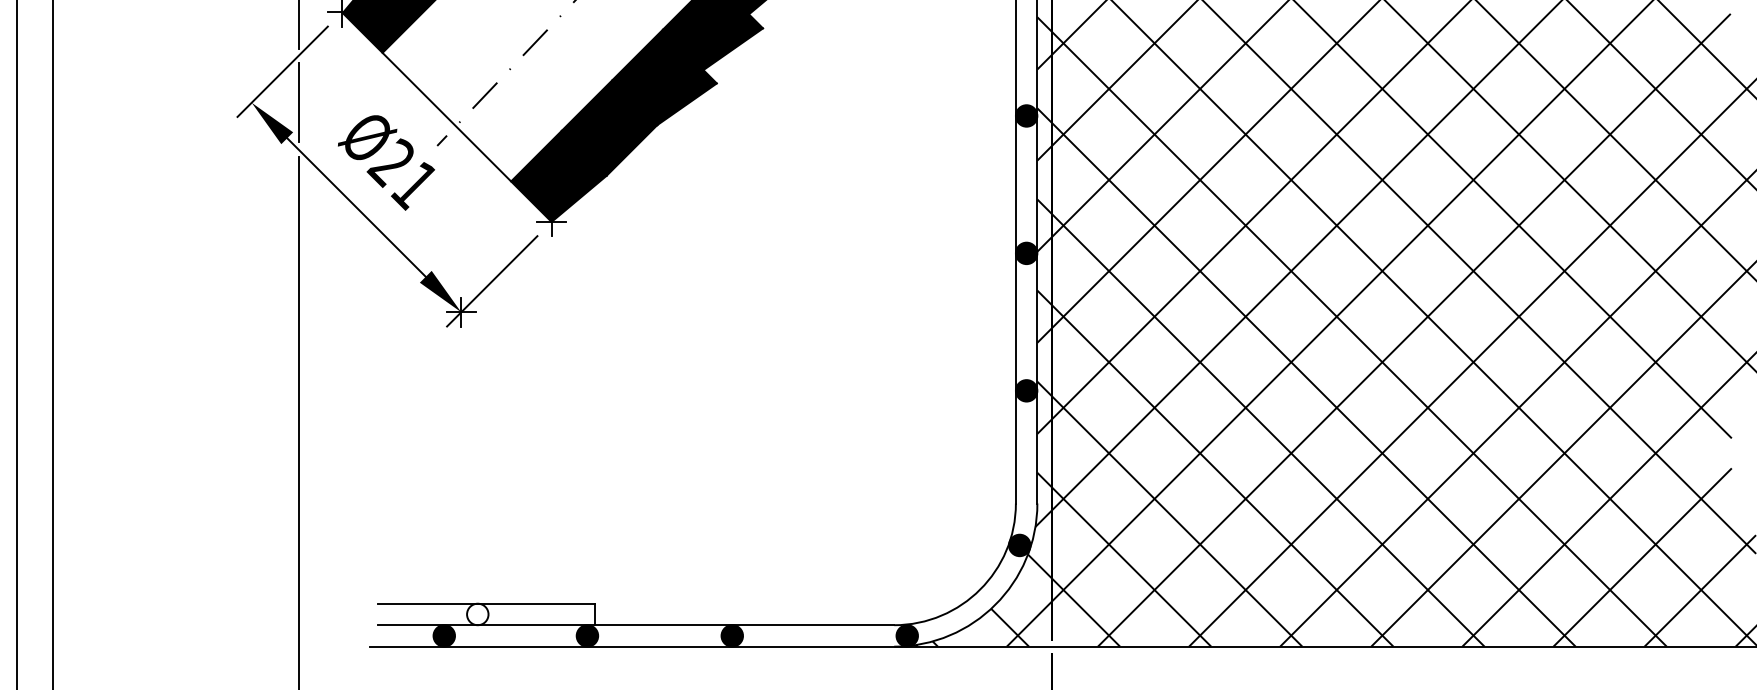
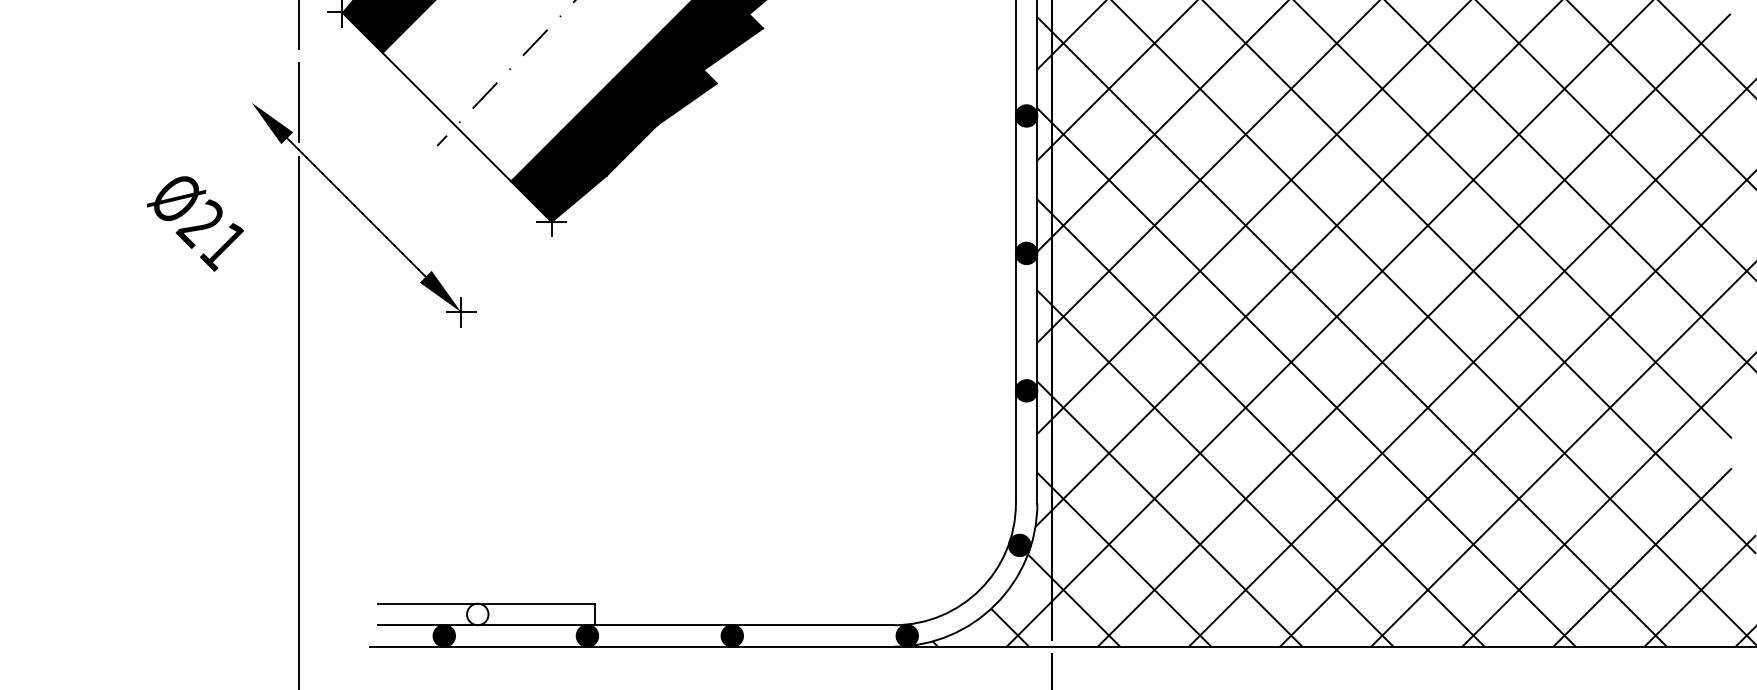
line: present -> none (282, 71)
text position: (386, 162) -> (195, 223) (195, 223)
line: present -> none (492, 281)
line: present -> none (16, 344)
line: present -> none (52, 344)
